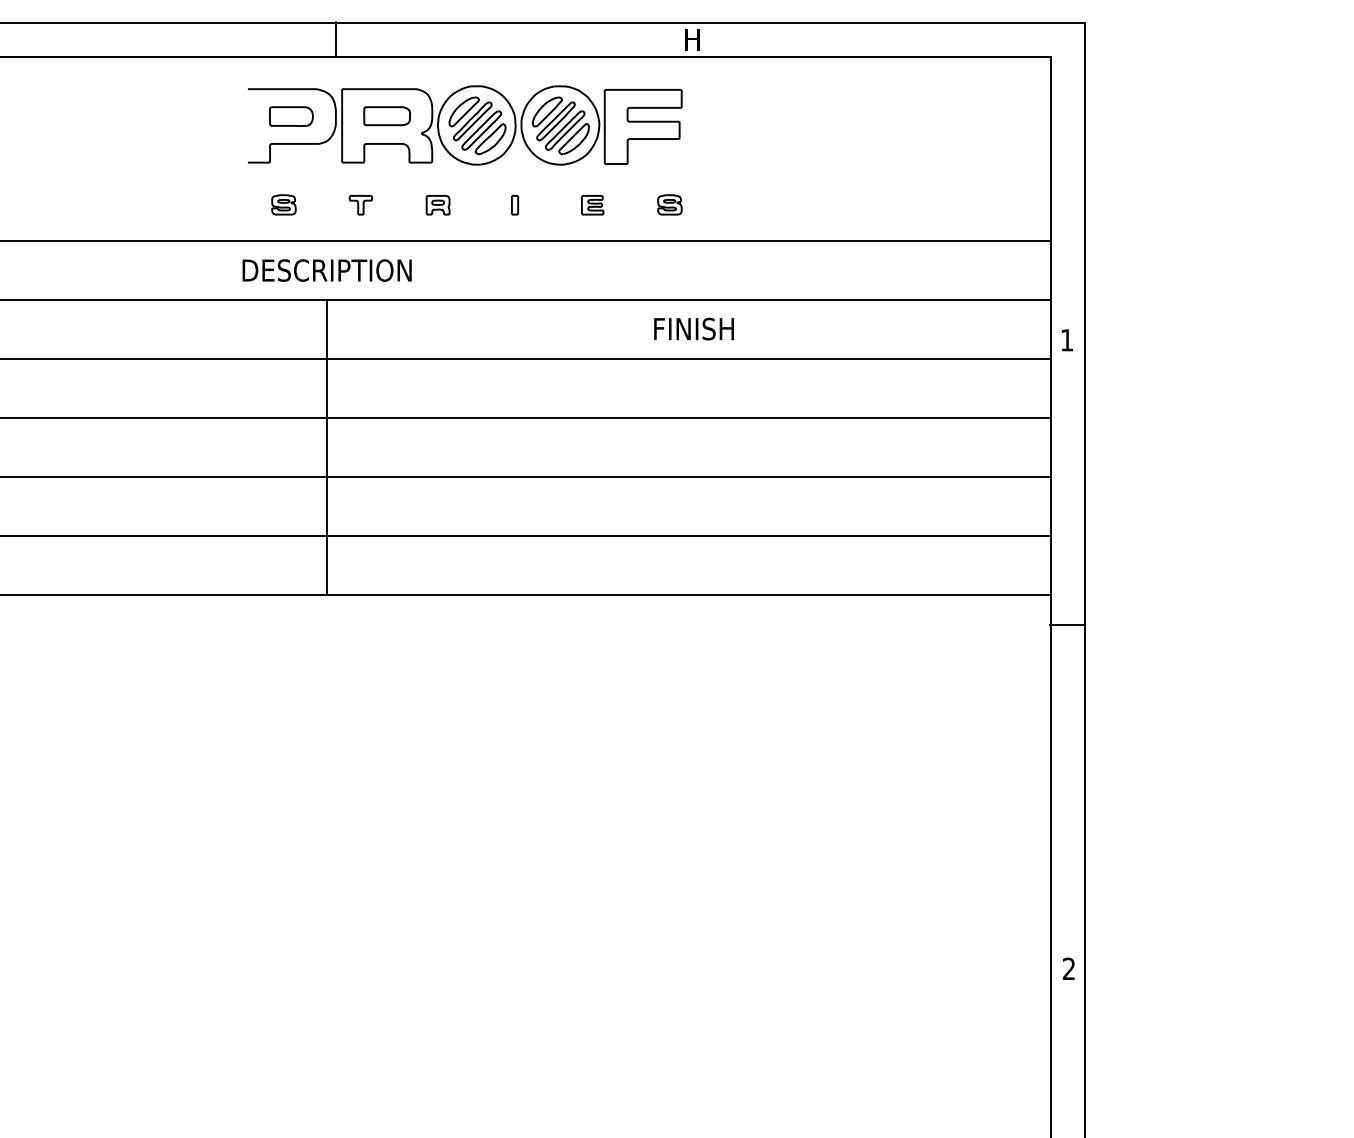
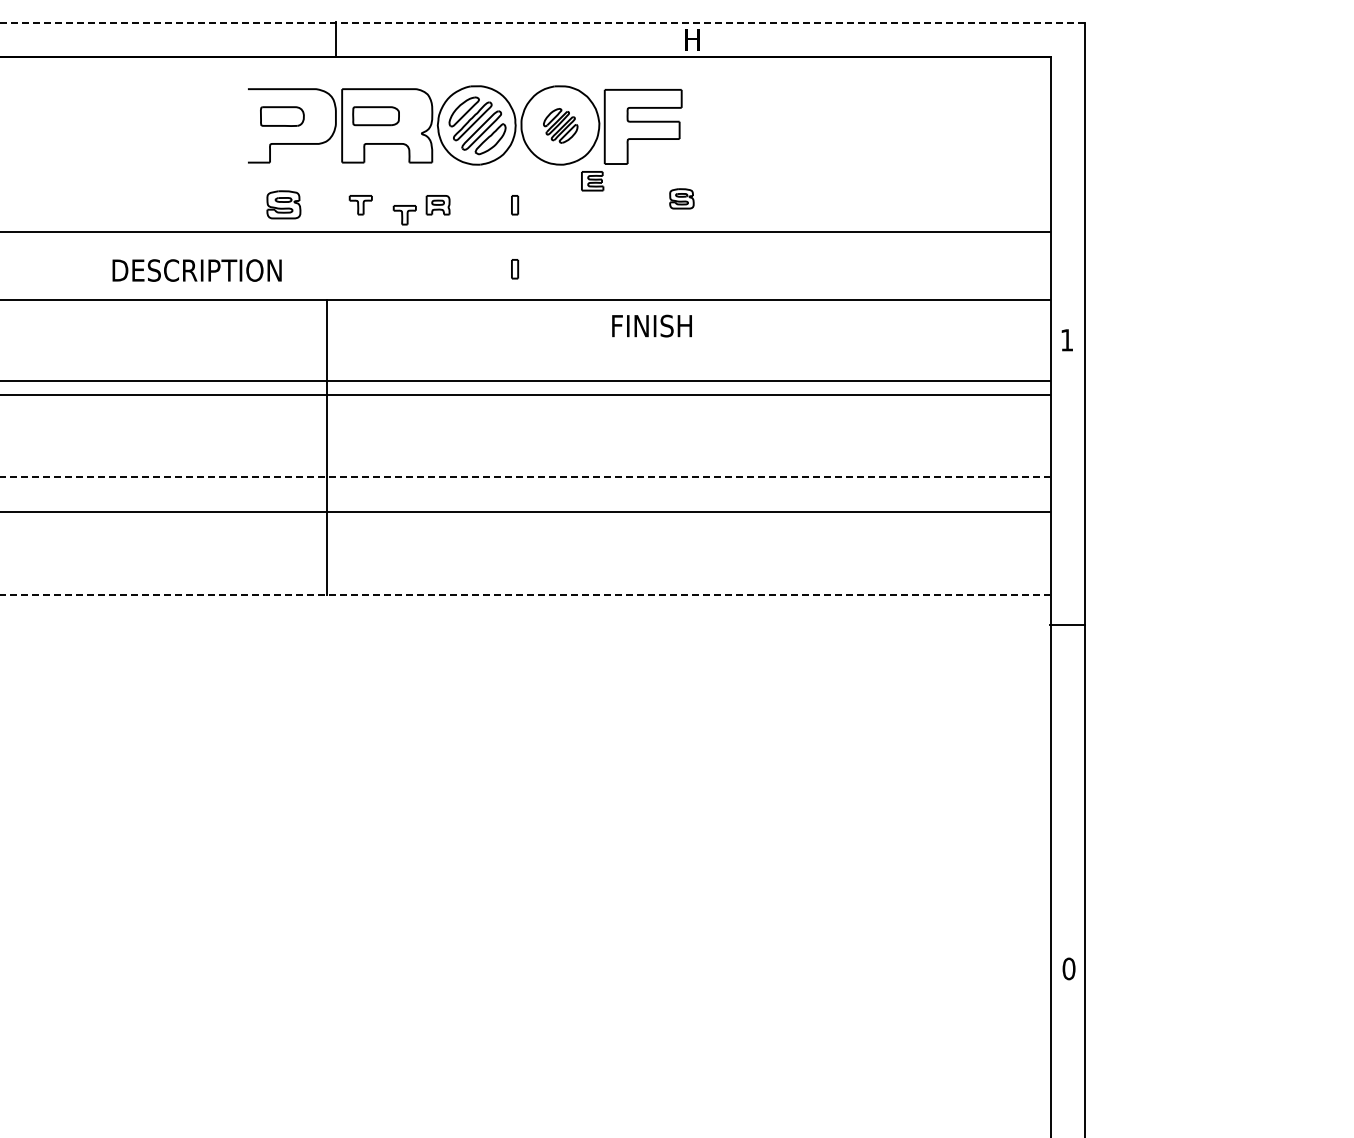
line: solid -> dashed (542, 22)
part position: (291, 116) -> (282, 116) (282, 116)
part position: (386, 116) -> (375, 116) (375, 116)
part size: 59x60 px -> 36x36 px (560, 125)
part size: 26x22 px -> 36x30 px (283, 204)
part position: (669, 204) -> (681, 198) (681, 198)
part position: (592, 205) -> (592, 181) (592, 181)
part: none -> present (404, 215)
line position: (526, 241) -> (526, 232) (526, 232)
part: none -> present (515, 269)
text position: (326, 270) -> (196, 270) (196, 270)
text position: (693, 328) -> (651, 325) (651, 325)
line position: (526, 359) -> (526, 381) (526, 381)
line position: (526, 418) -> (526, 395) (526, 395)
line: solid -> dashed (525, 476)
line position: (526, 535) -> (526, 511) (526, 511)
line: solid -> dashed (525, 594)
text: 2 -> 0 (1068, 968)
